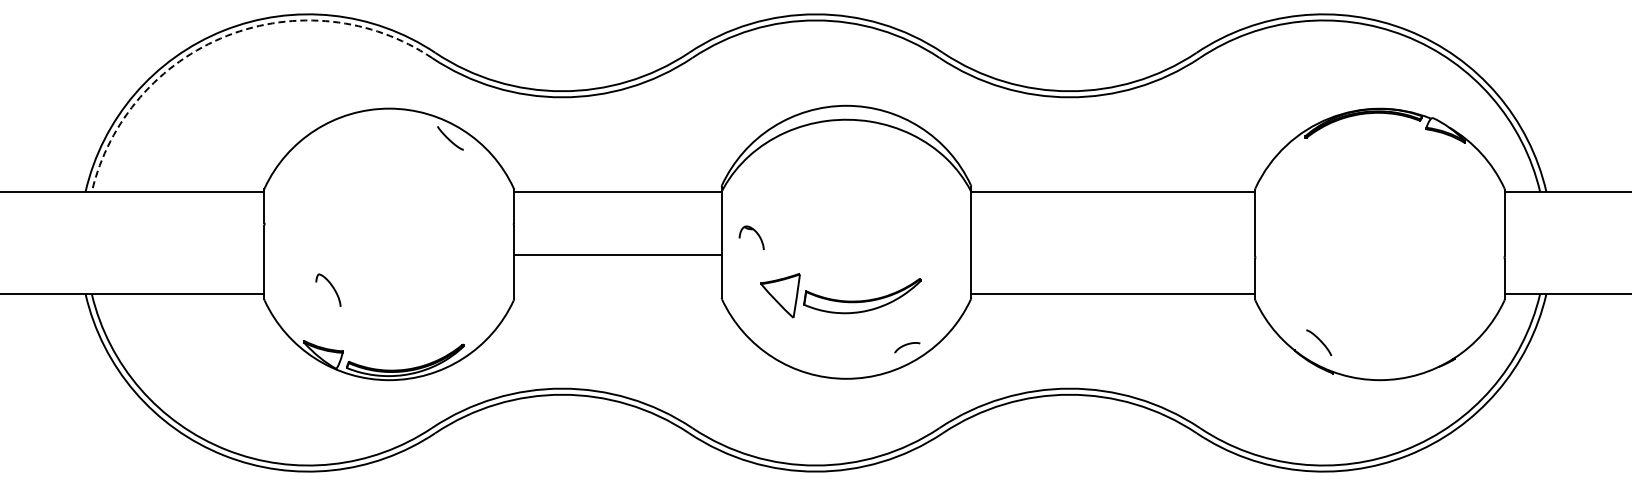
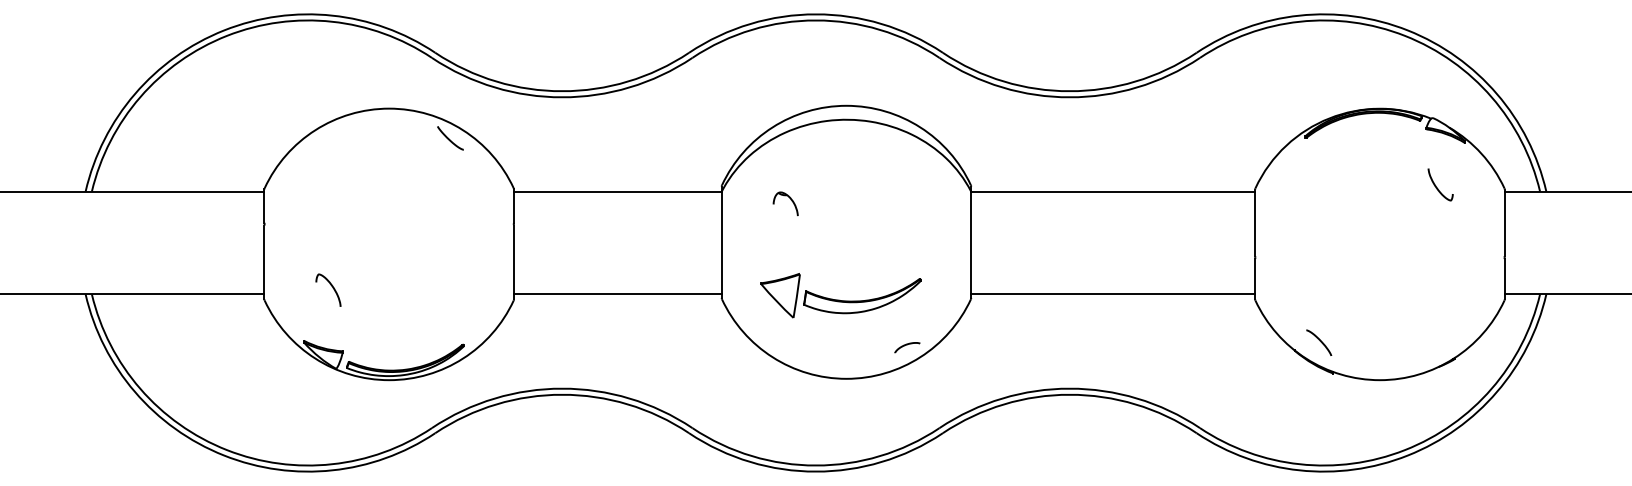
arc: dashed -> solid (226, 35)
curve: none -> present (1436, 185)
part position: (757, 235) -> (791, 201) (791, 201)
line position: (617, 255) -> (617, 294) (617, 294)
